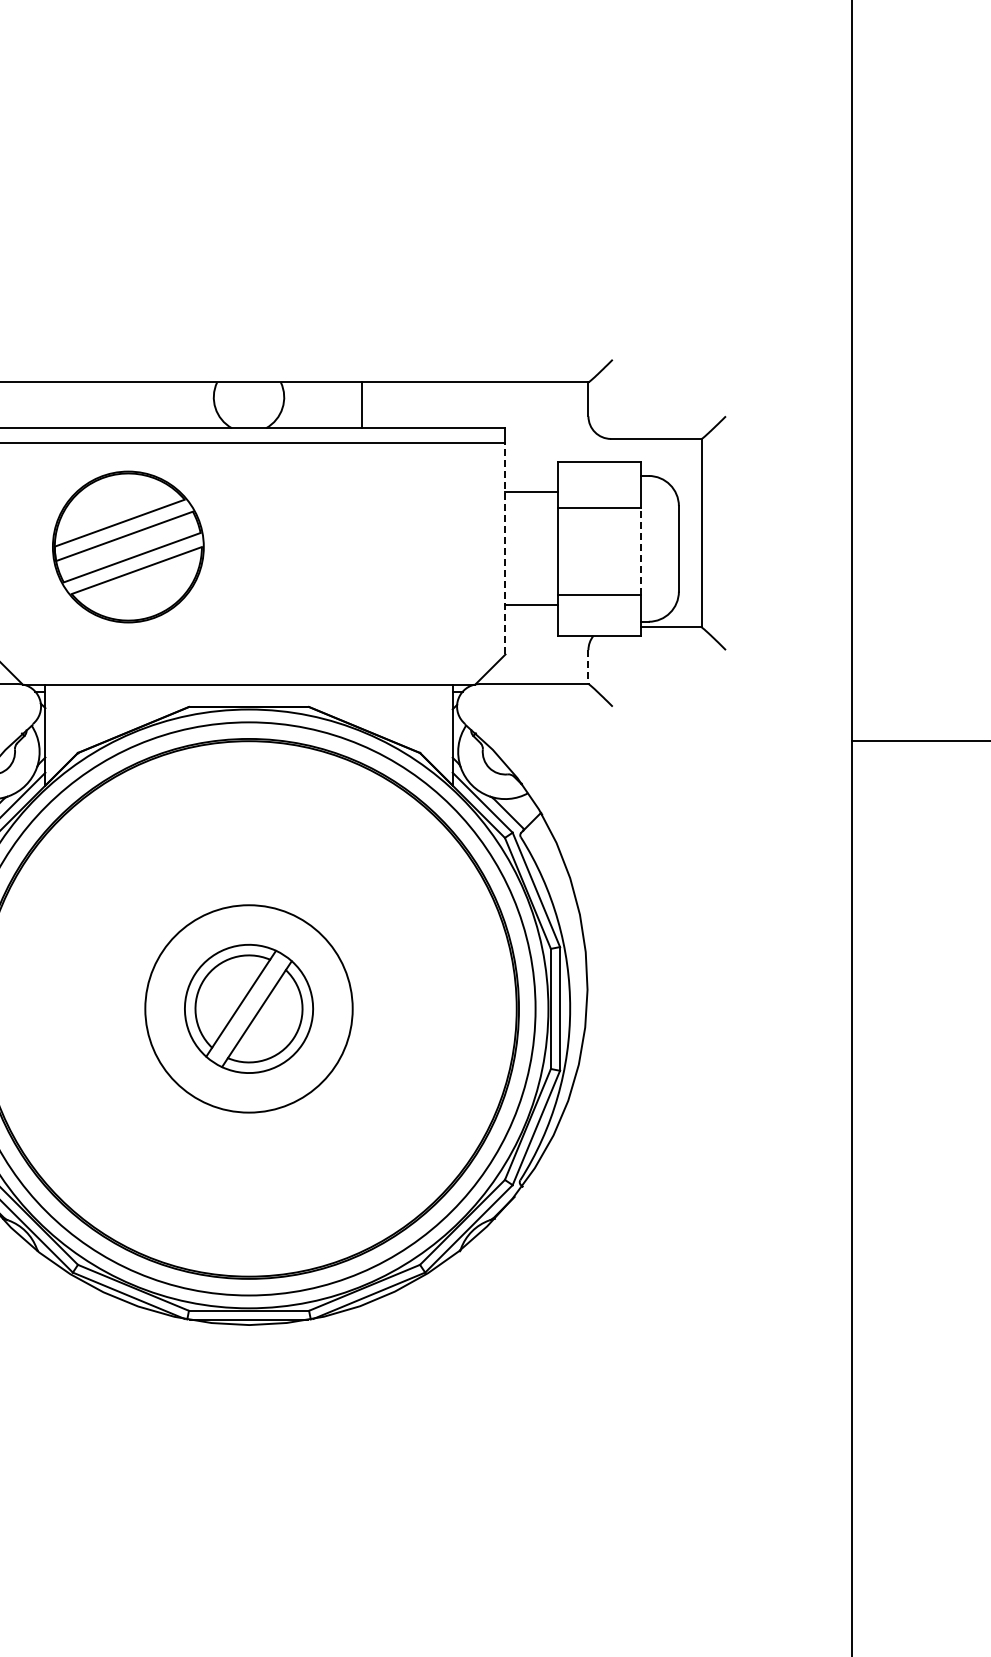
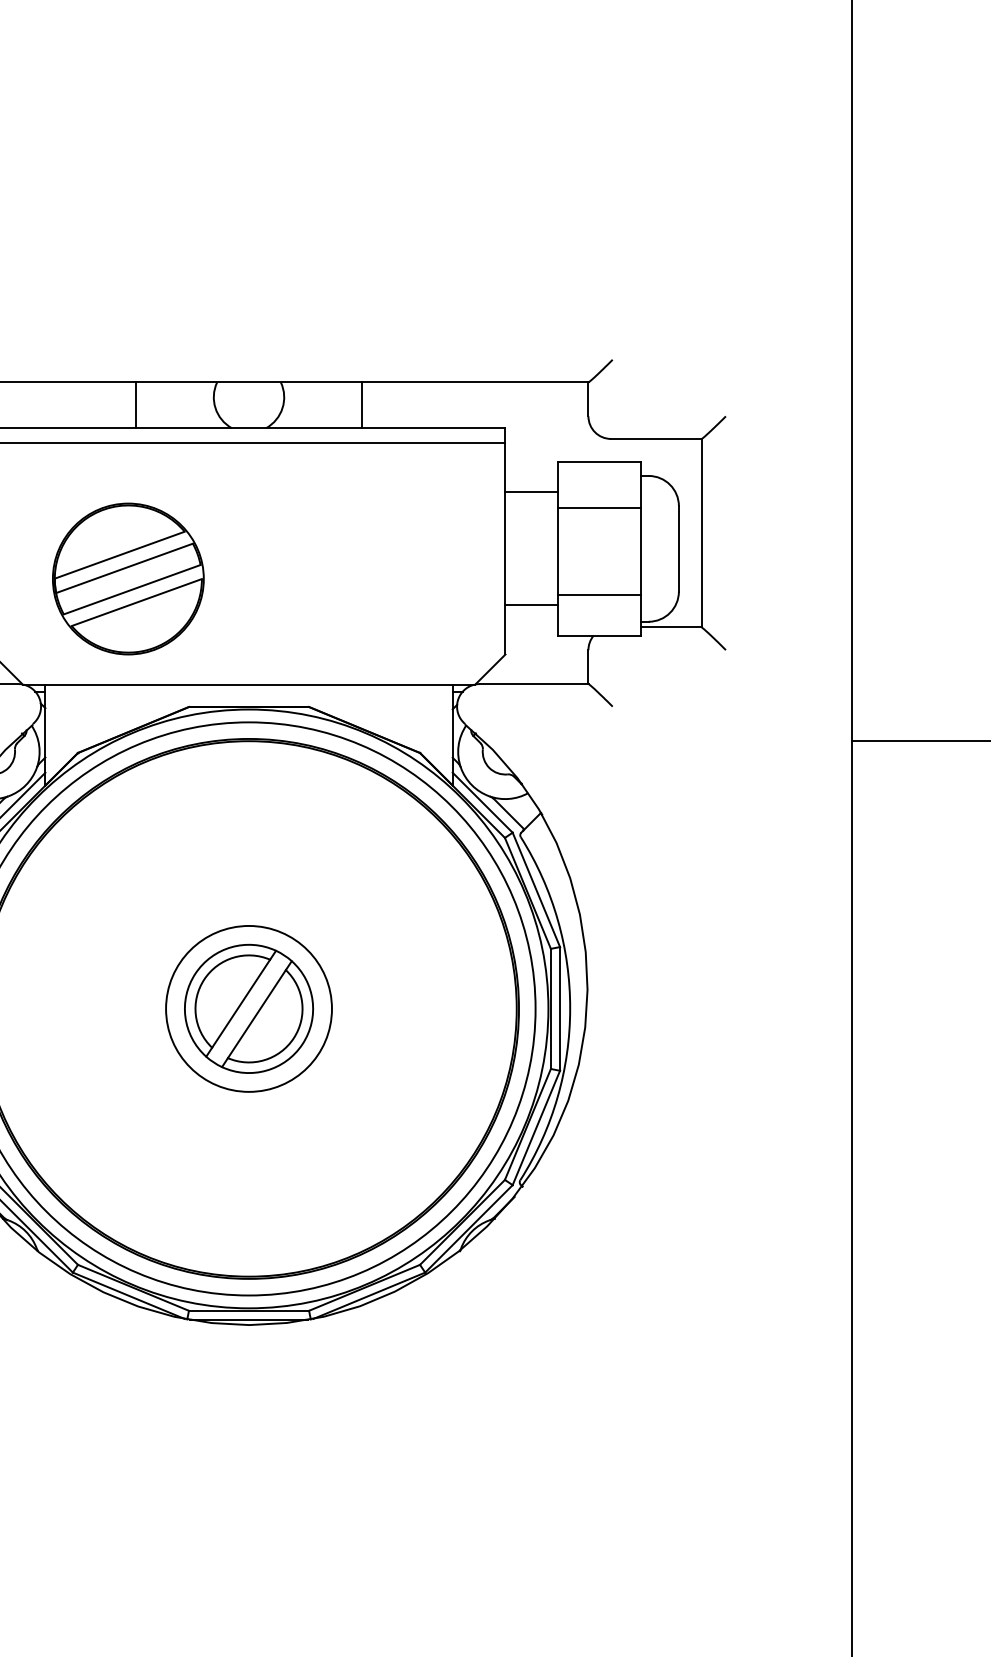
line: none -> present (135, 405)
part position: (128, 546) -> (128, 578) (128, 578)
line: dashed -> solid (505, 548)
line: dashed -> solid (641, 551)
line: dashed -> solid (588, 667)
circle diameter: 207 px -> 166 px (248, 1008)
